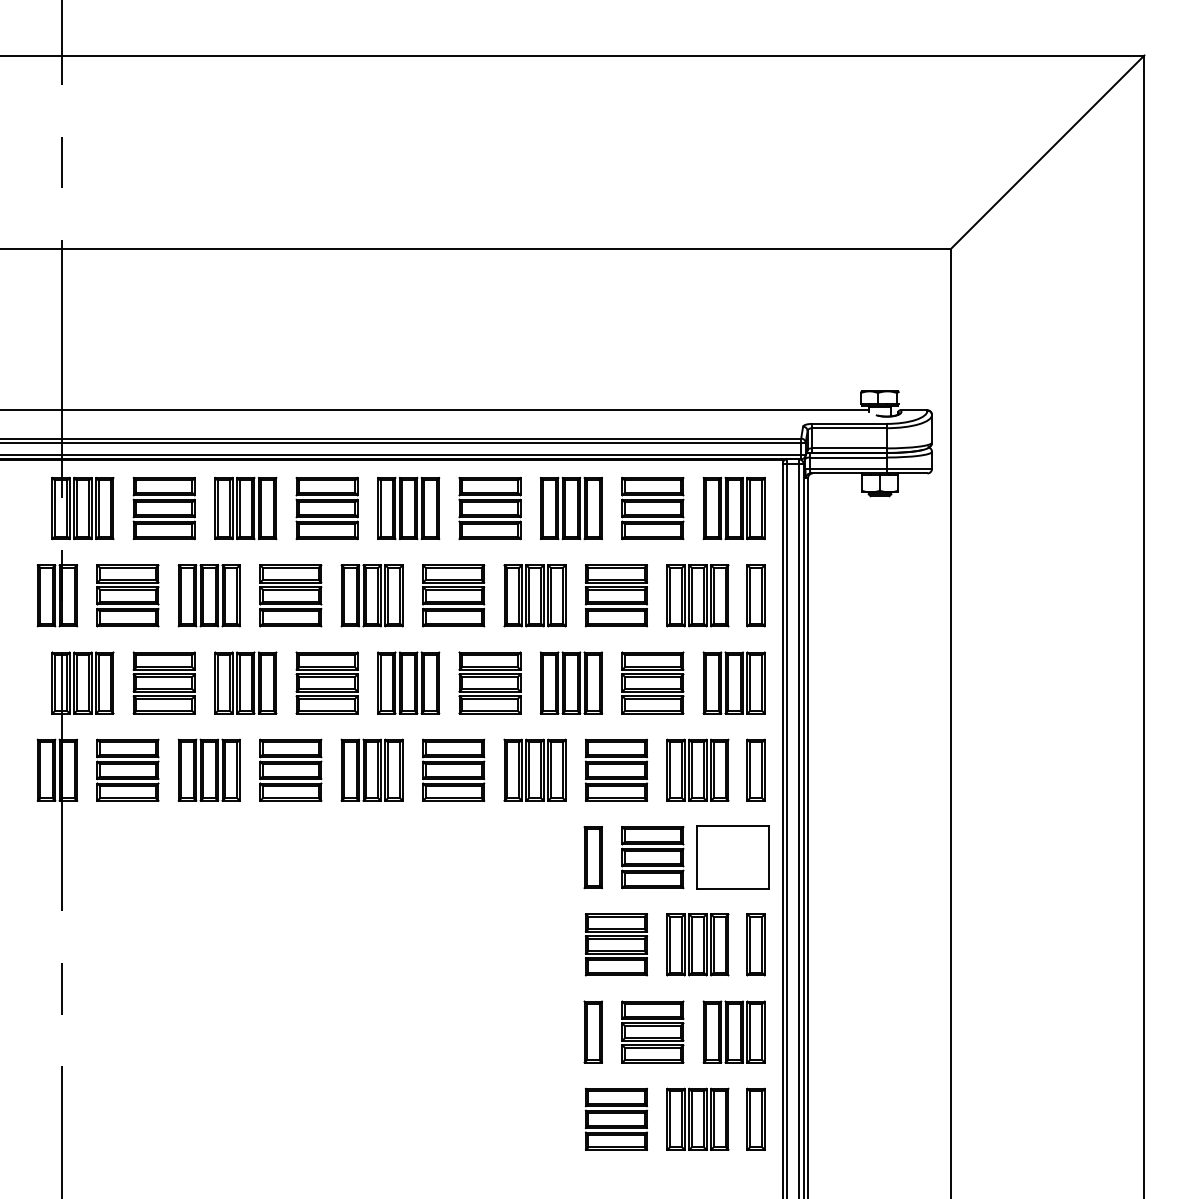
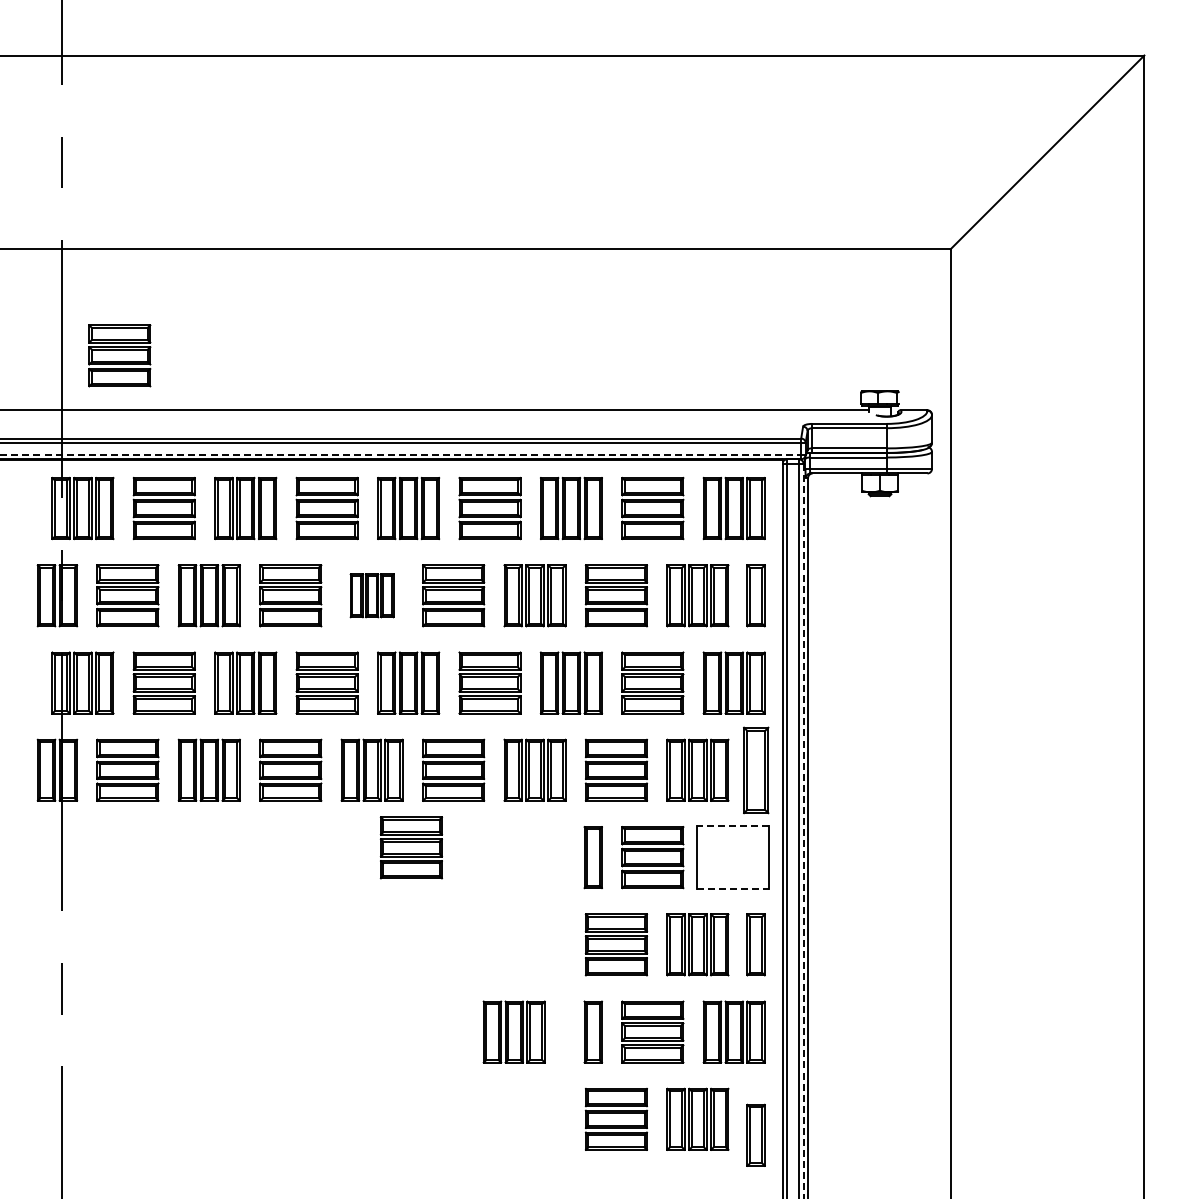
part: none -> present (119, 355)
line: solid -> dashed (401, 454)
part size: 64x64 px -> 46x46 px (371, 595)
part size: 20x64 px -> 27x89 px (756, 770)
line: solid -> dashed (732, 825)
line: solid -> dashed (803, 831)
part: none -> present (410, 847)
line: solid -> dashed (733, 889)
part: none -> present (513, 1031)
part position: (755, 1118) -> (755, 1134) (755, 1134)
